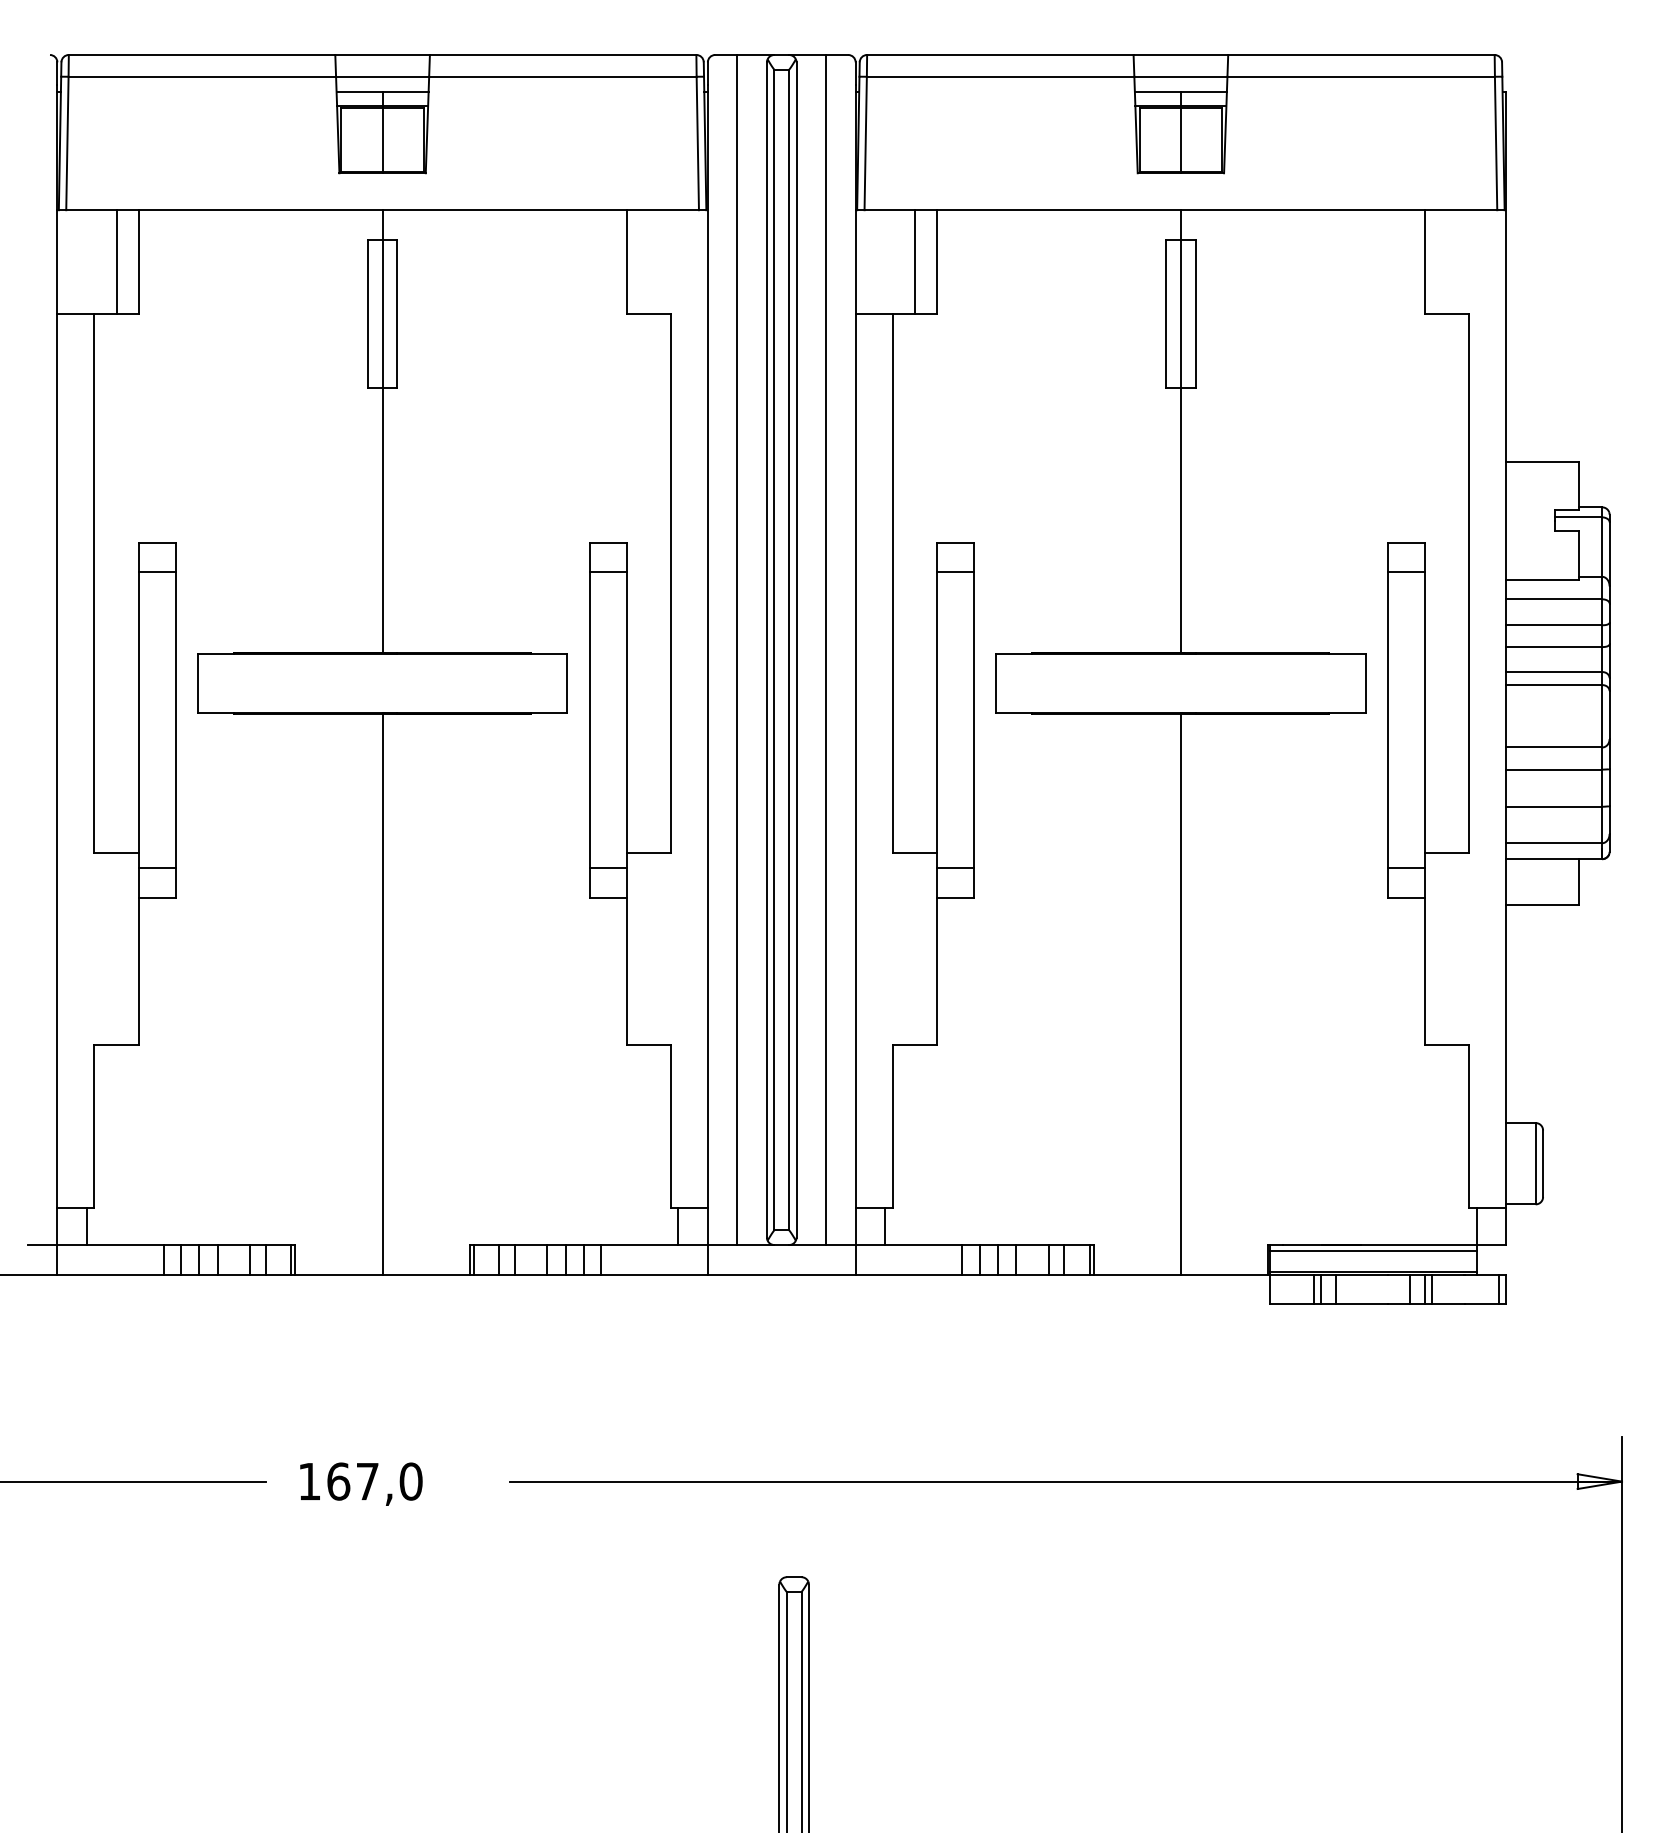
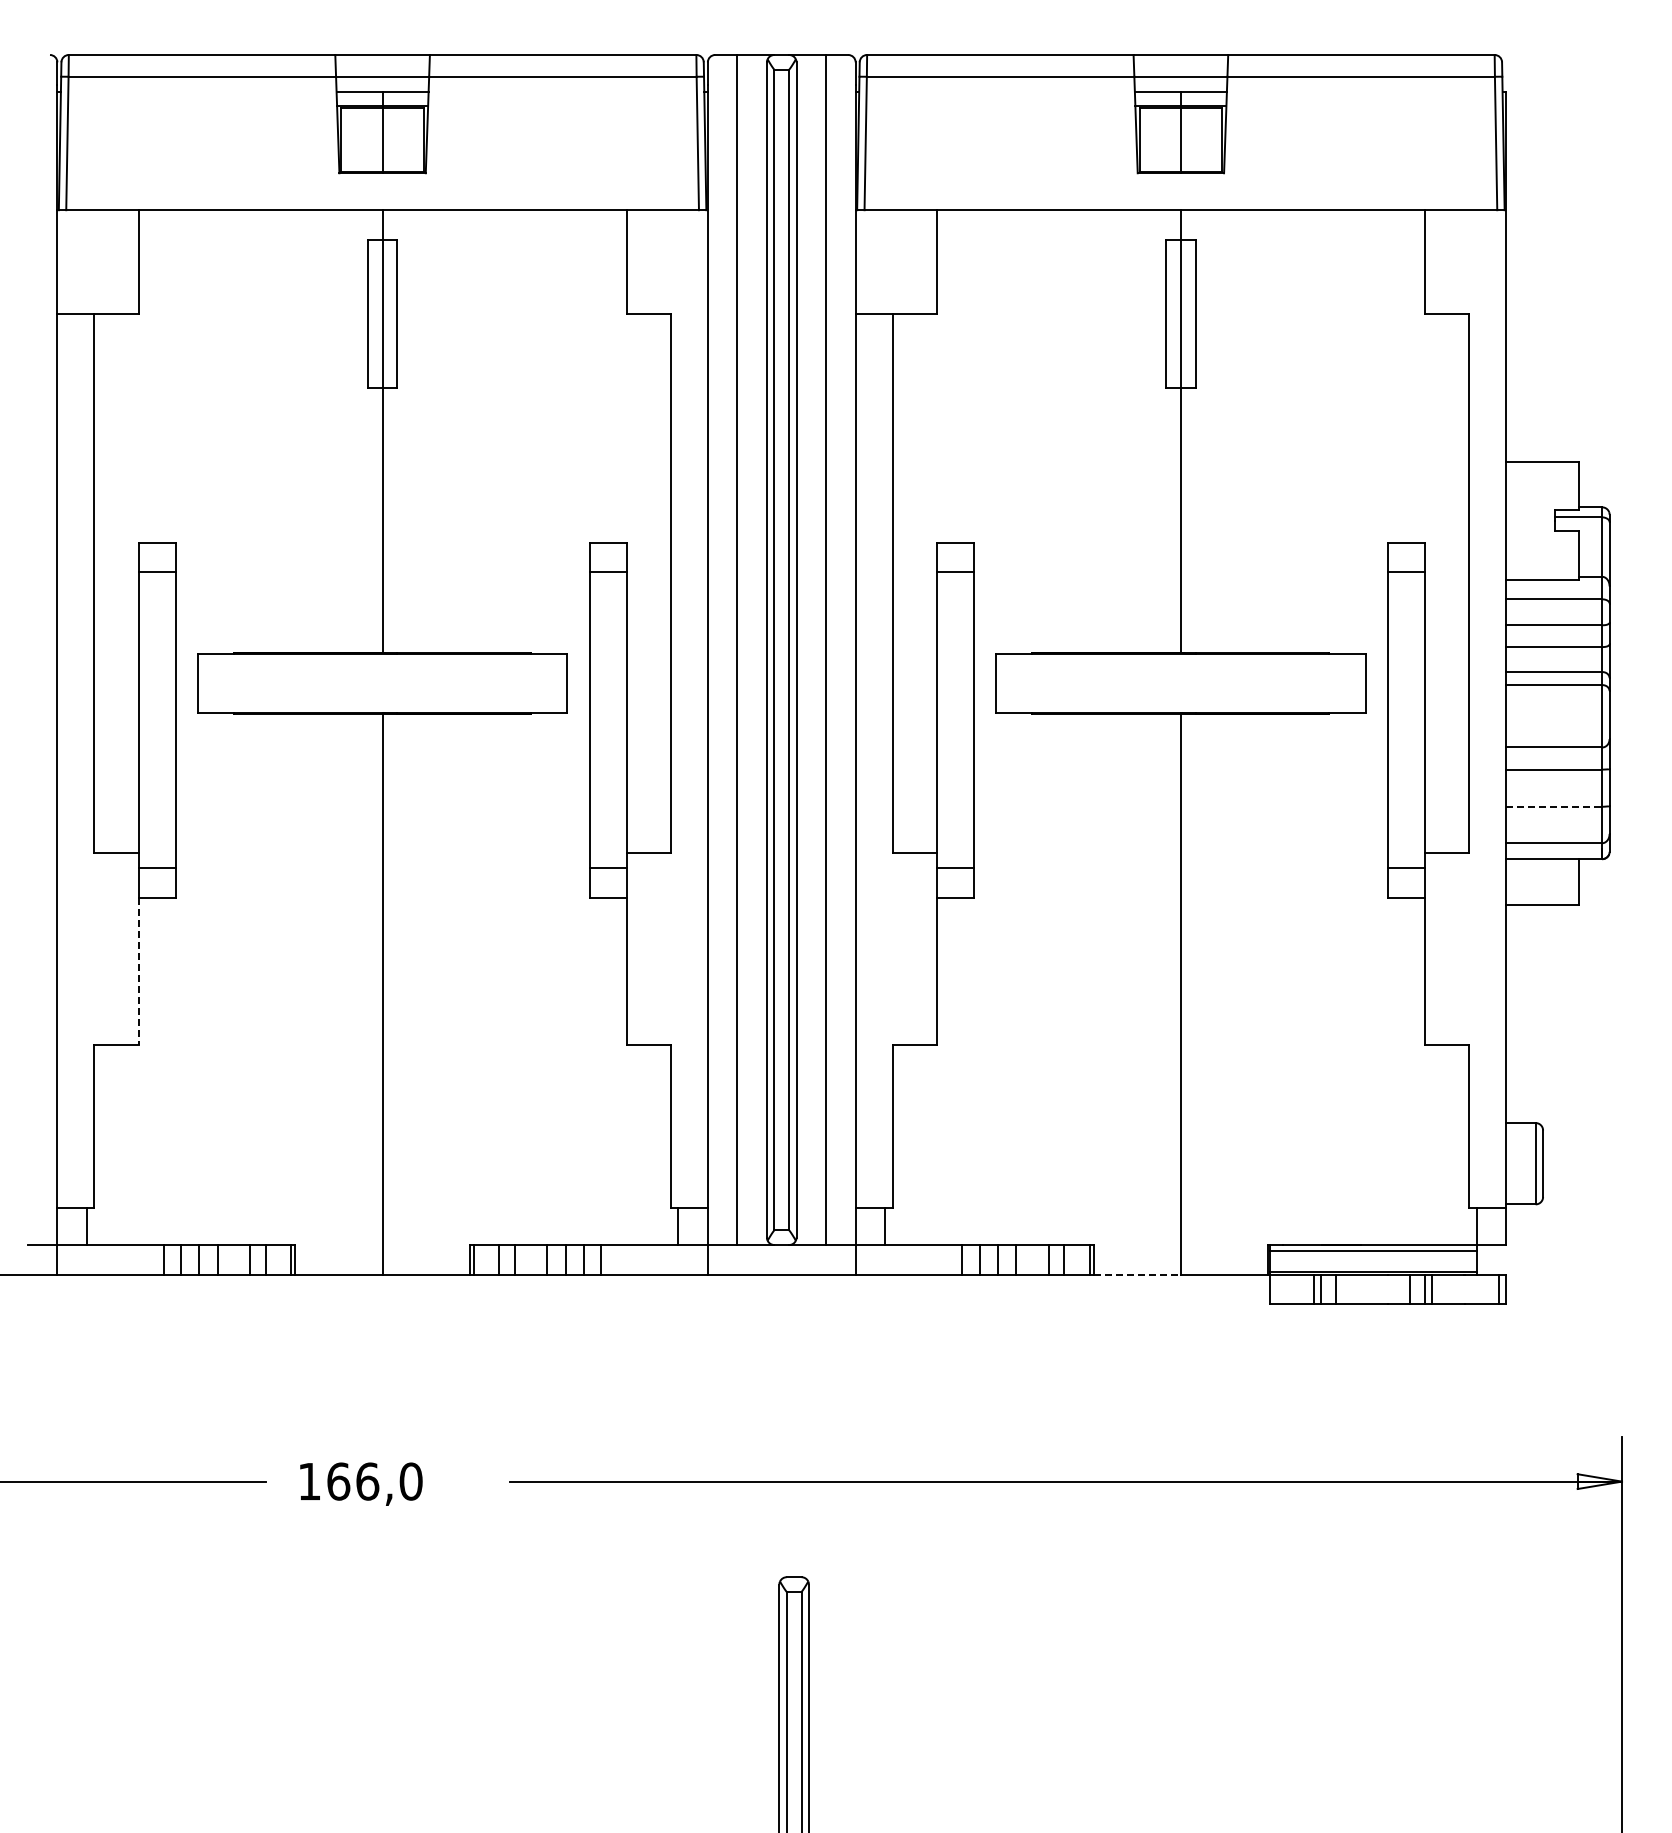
line: present -> none (116, 261)
line: present -> none (914, 261)
line: solid -> dashed (1554, 806)
line: solid -> dashed (138, 971)
line: solid -> dashed (1137, 1274)
text: 167,0 -> 166,0 (367, 1481)
